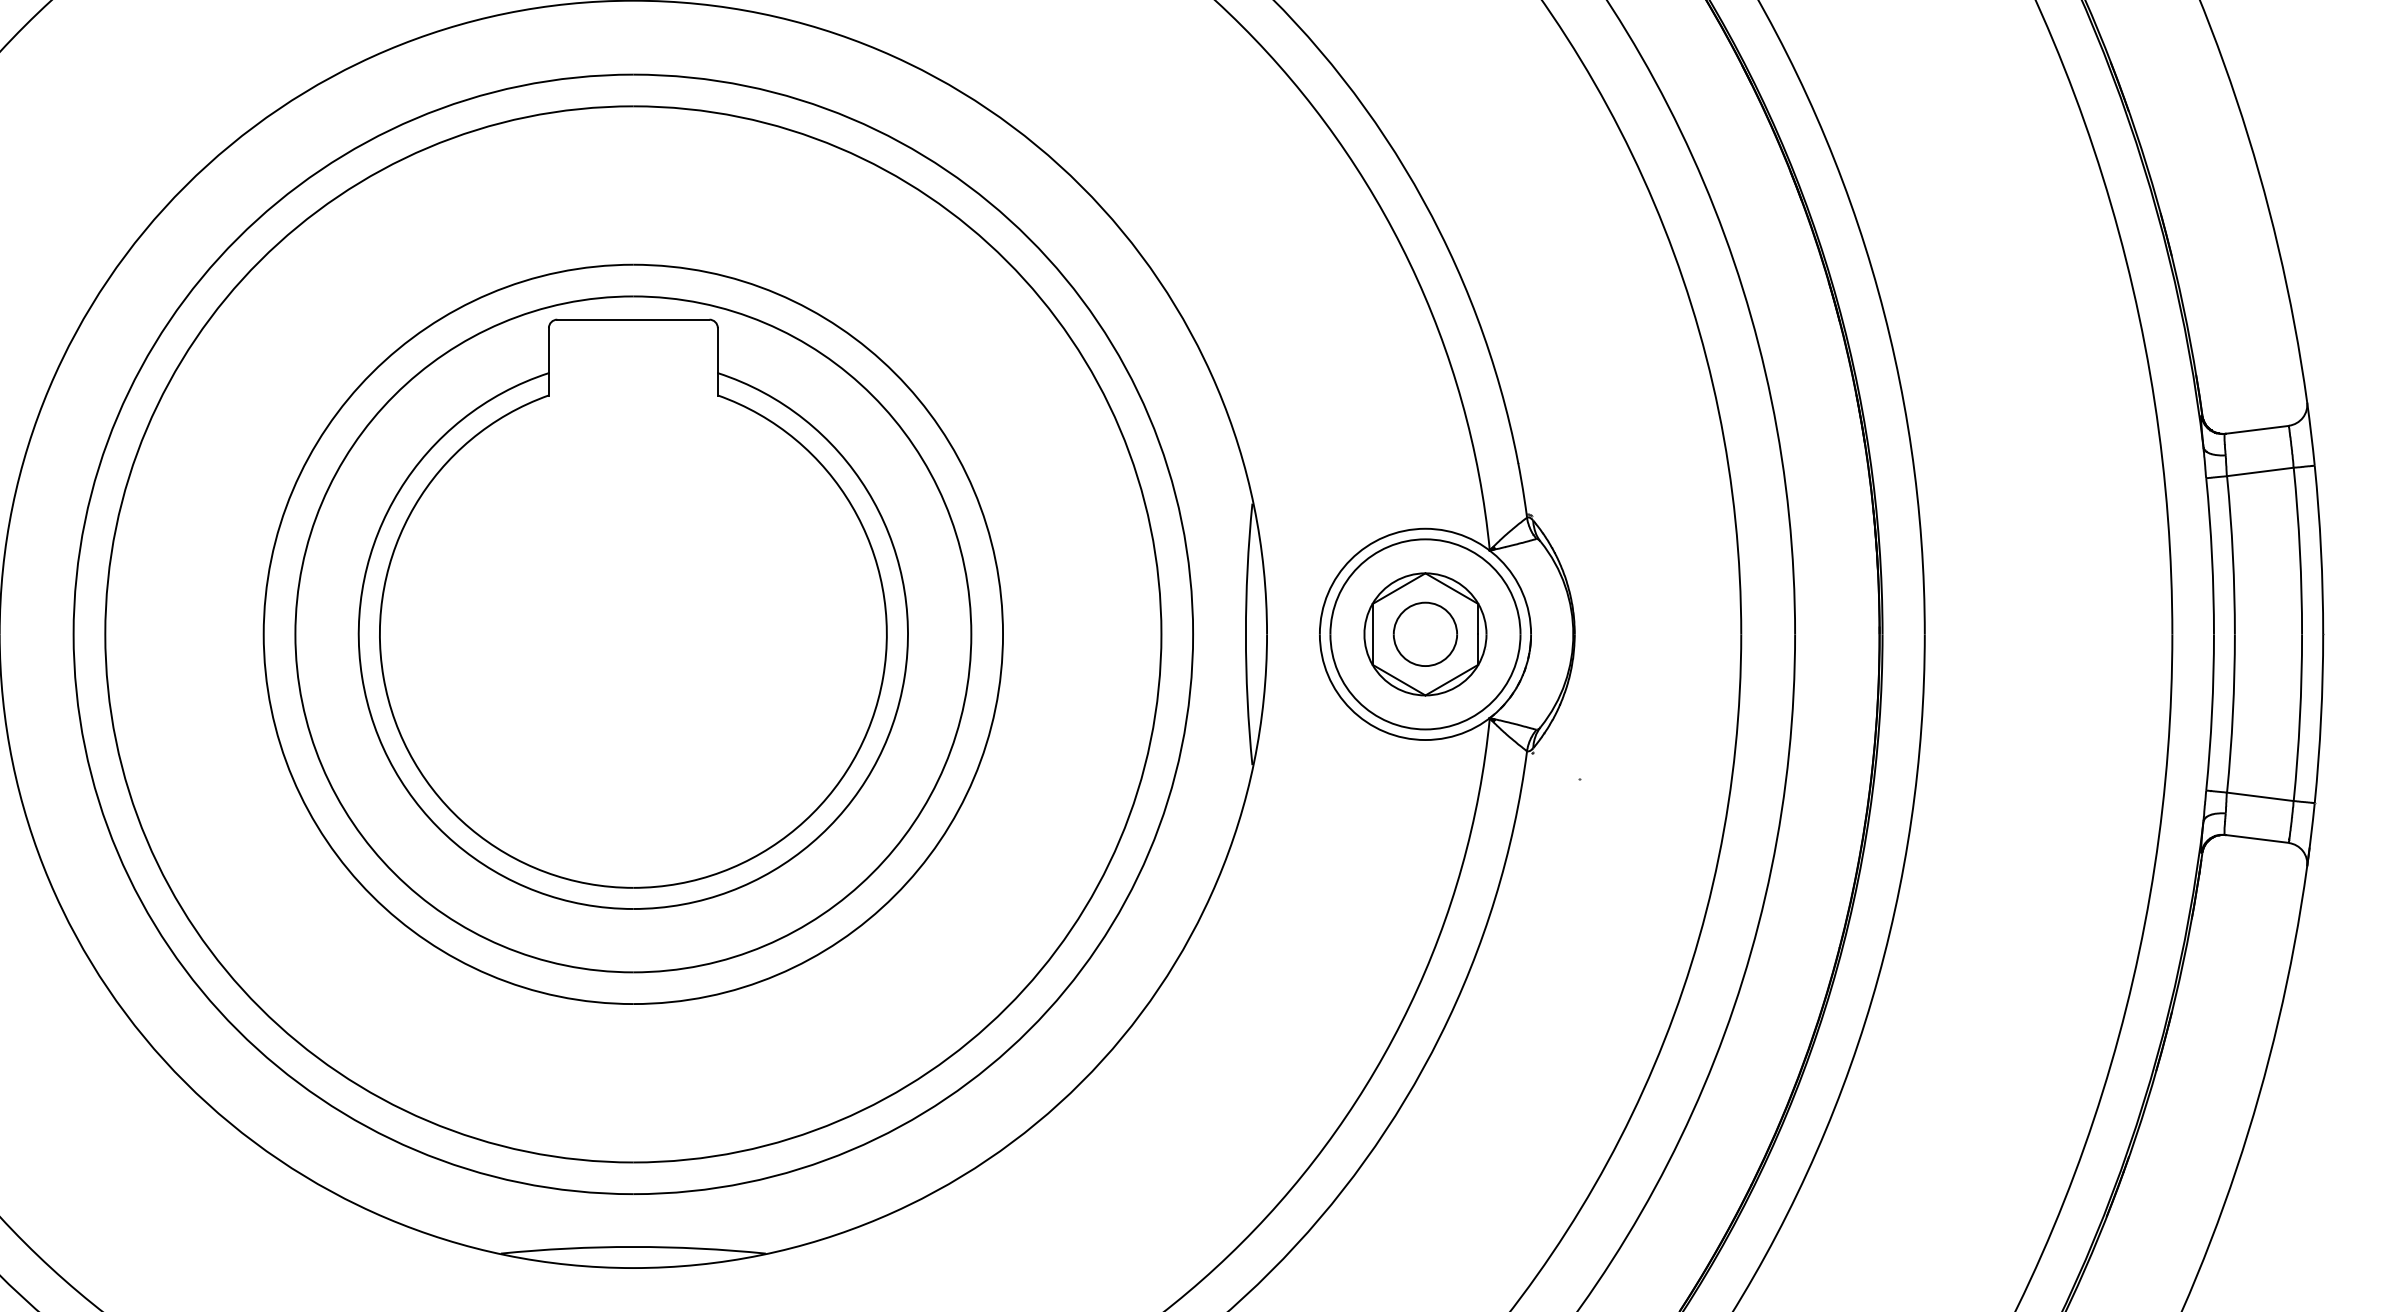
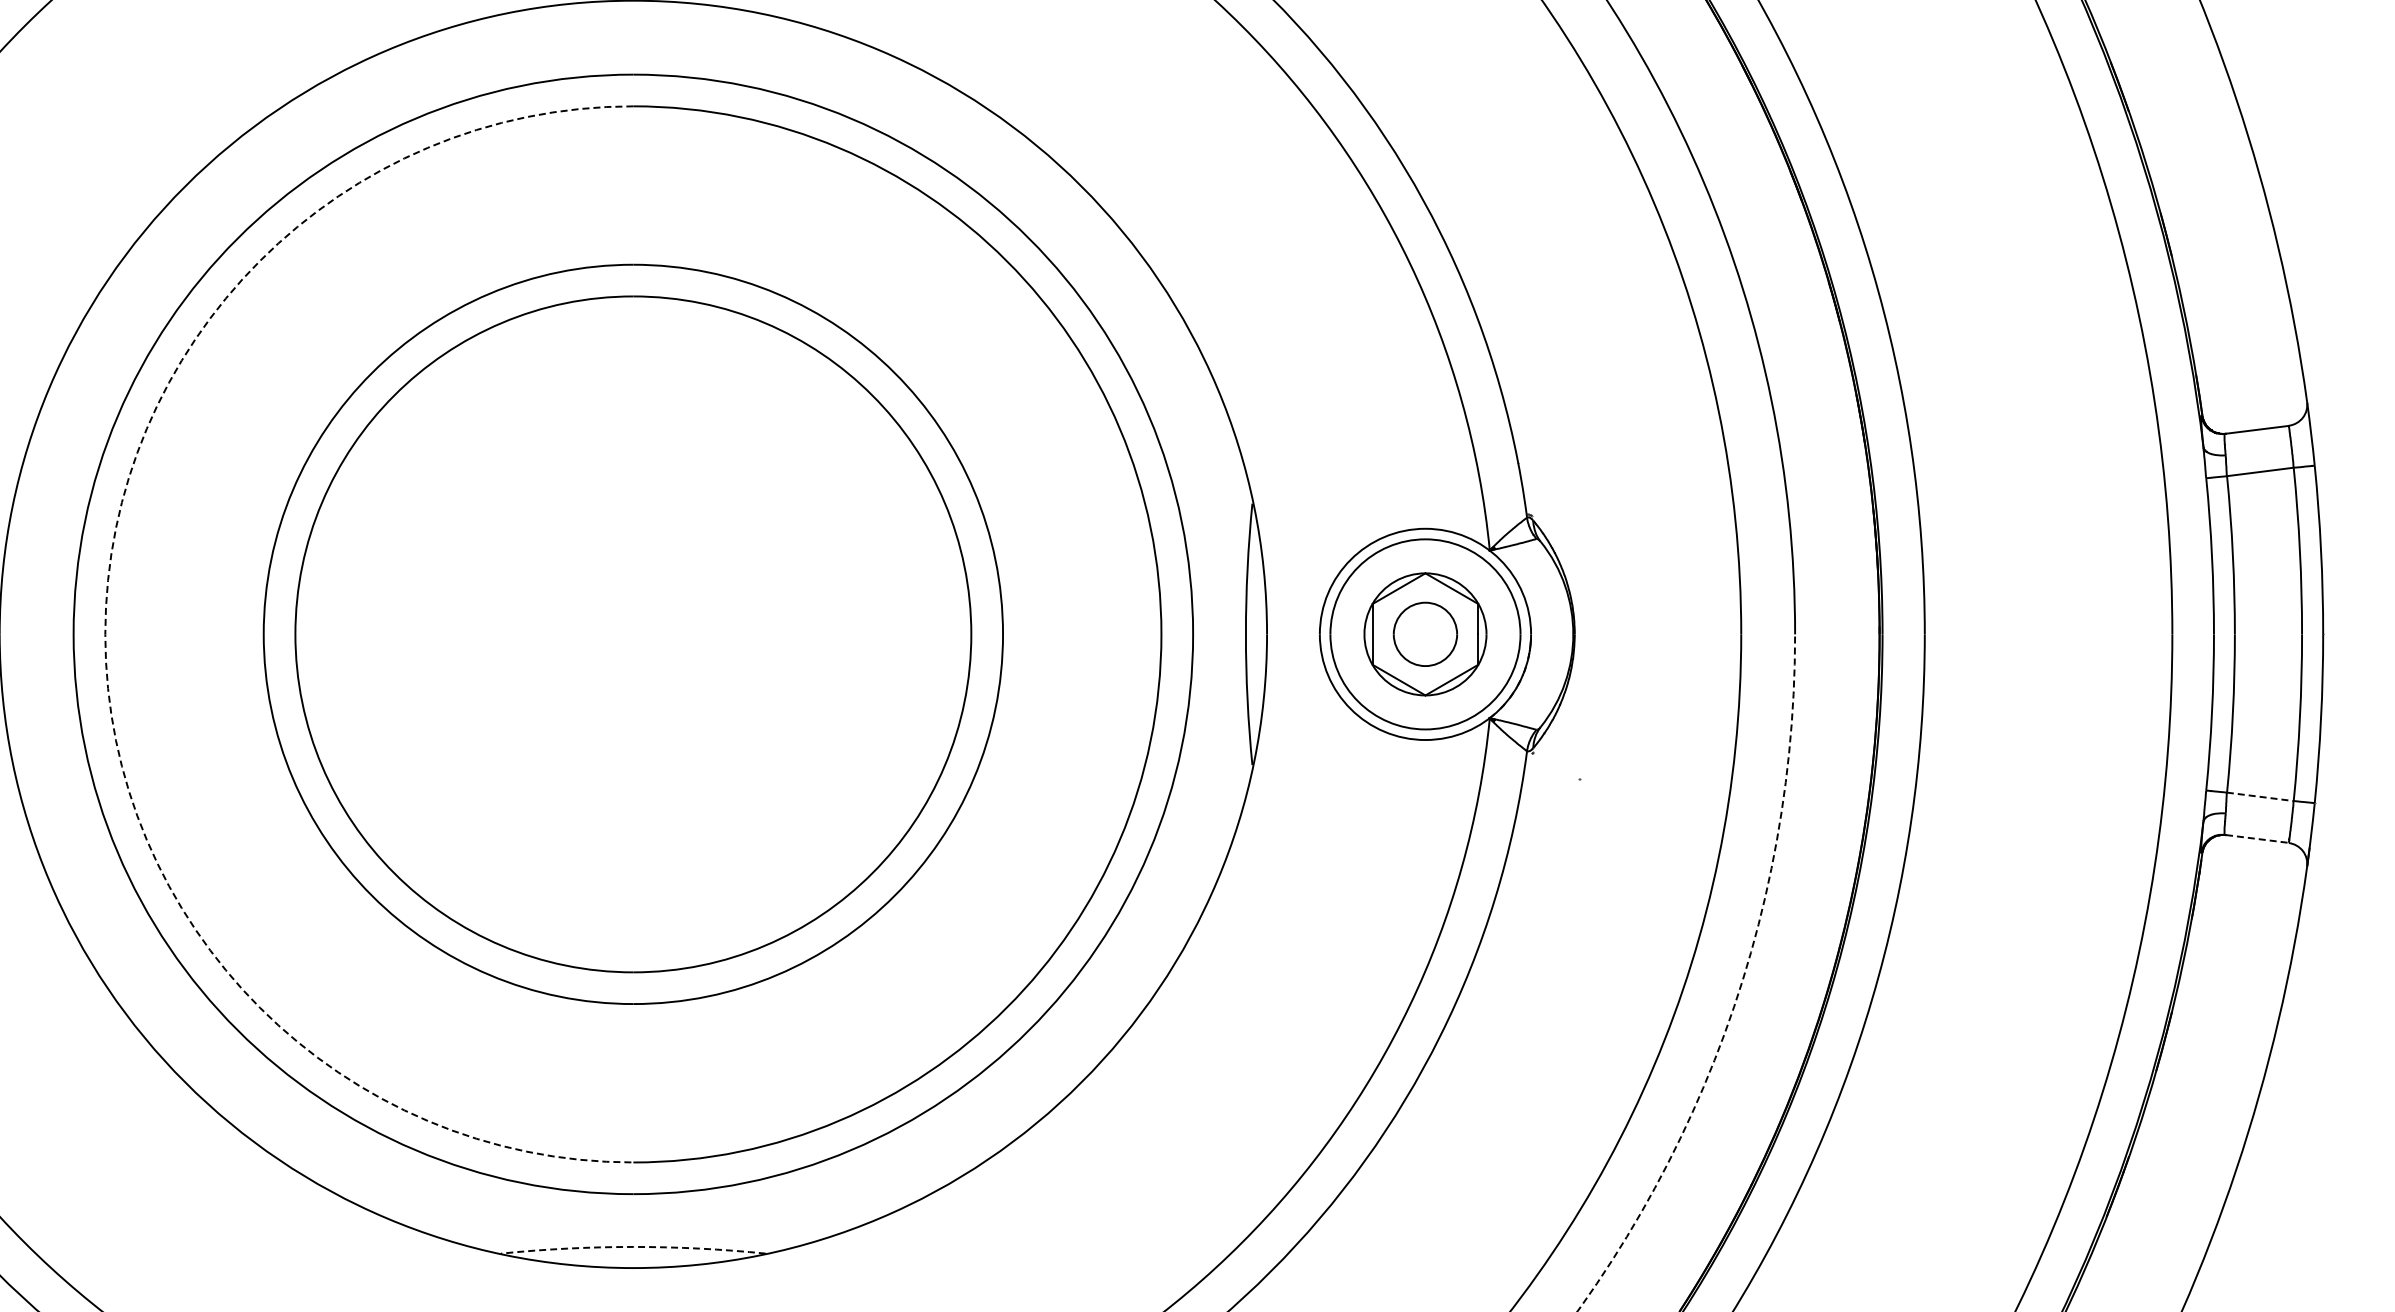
part: present -> none (632, 613)
arc: solid -> dashed (105, 634)
line: solid -> dashed (2260, 796)
line: solid -> dashed (2257, 838)
arc: solid -> dashed (1738, 992)
arc: solid -> dashed (633, 1246)
